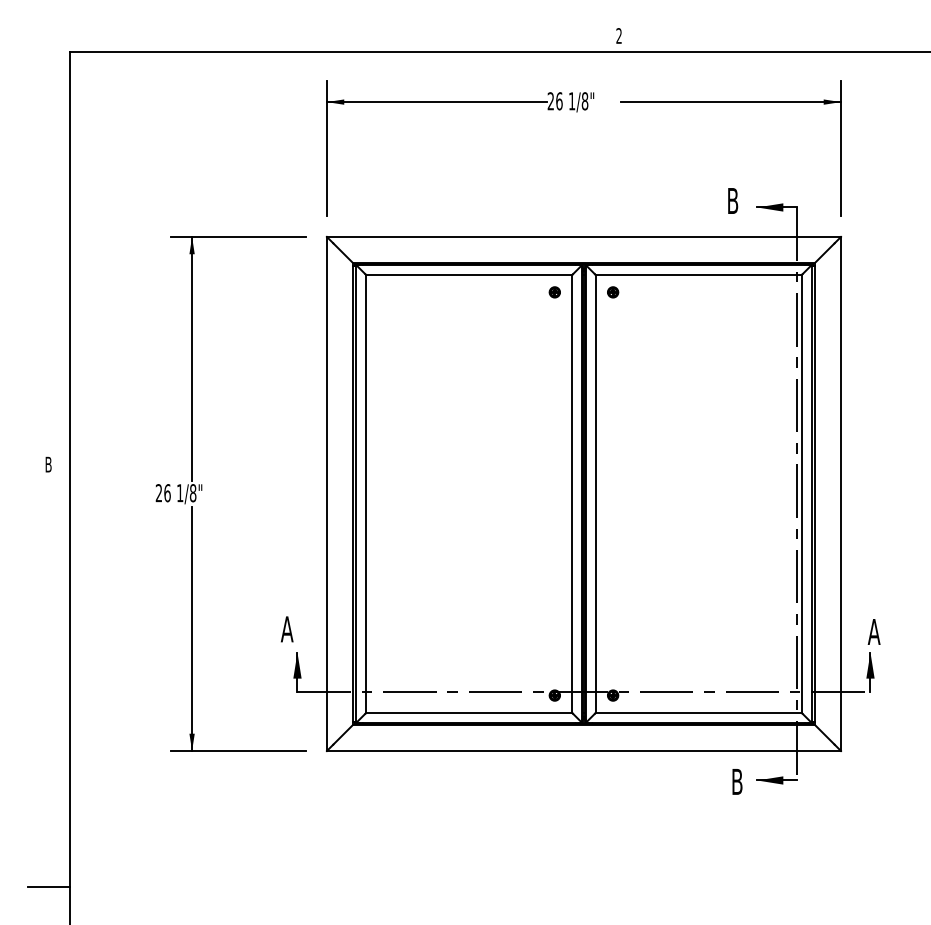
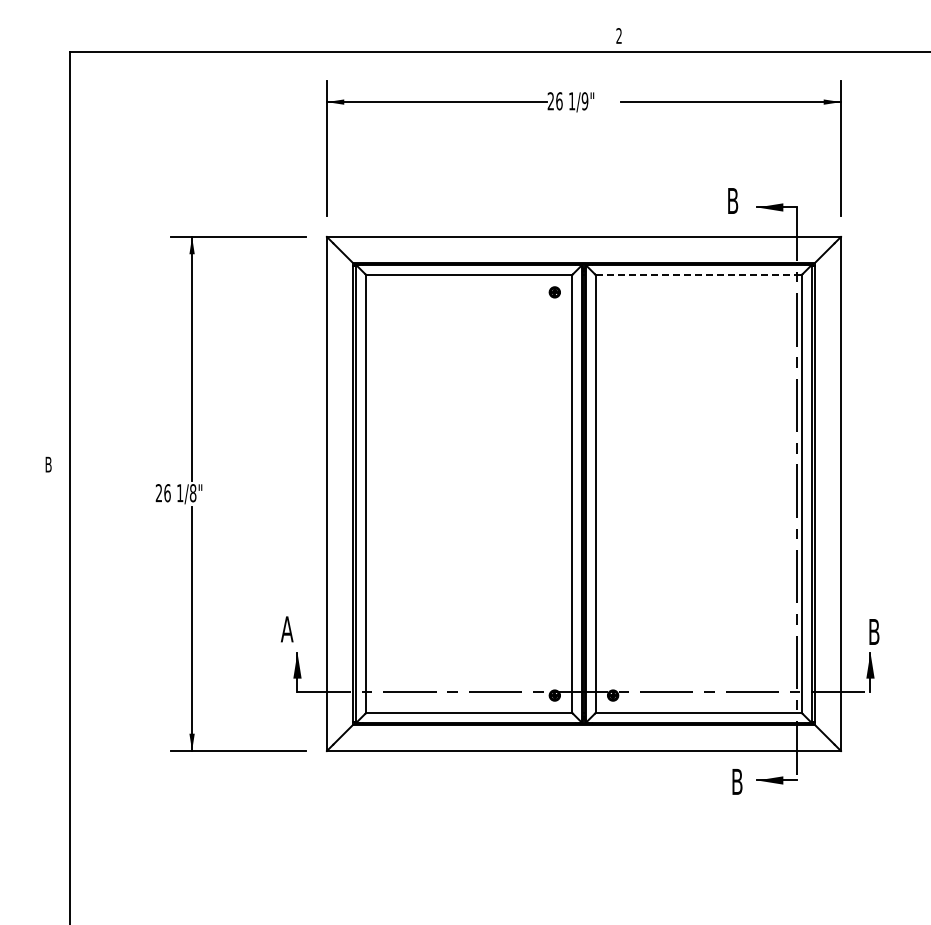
text: 1/8" -> 1/9" (584, 101)
line: solid -> dashed (699, 274)
part: present -> none (613, 292)
text: A -> B (873, 631)
line: present -> none (48, 887)
